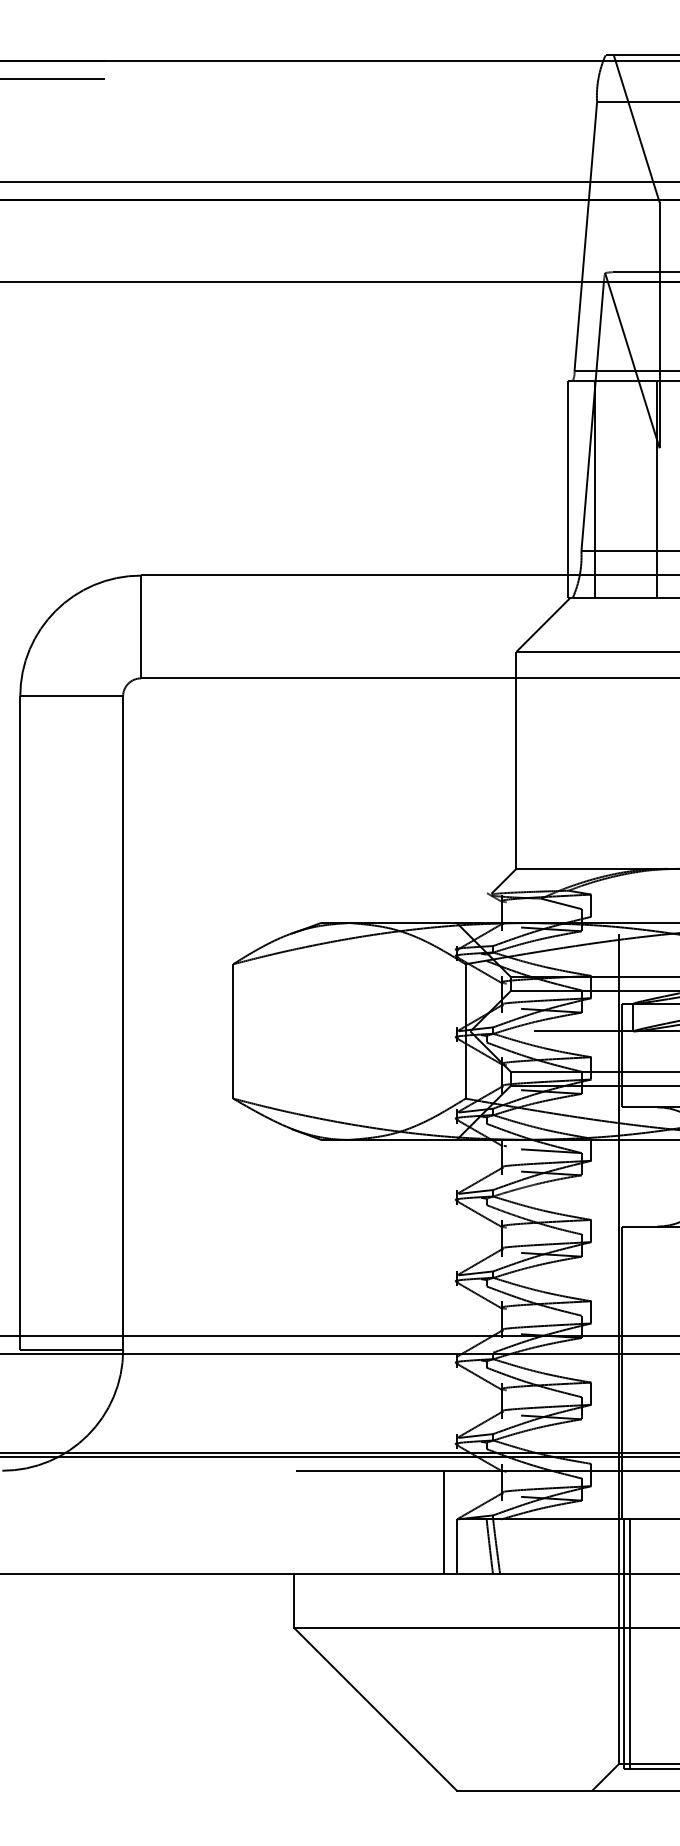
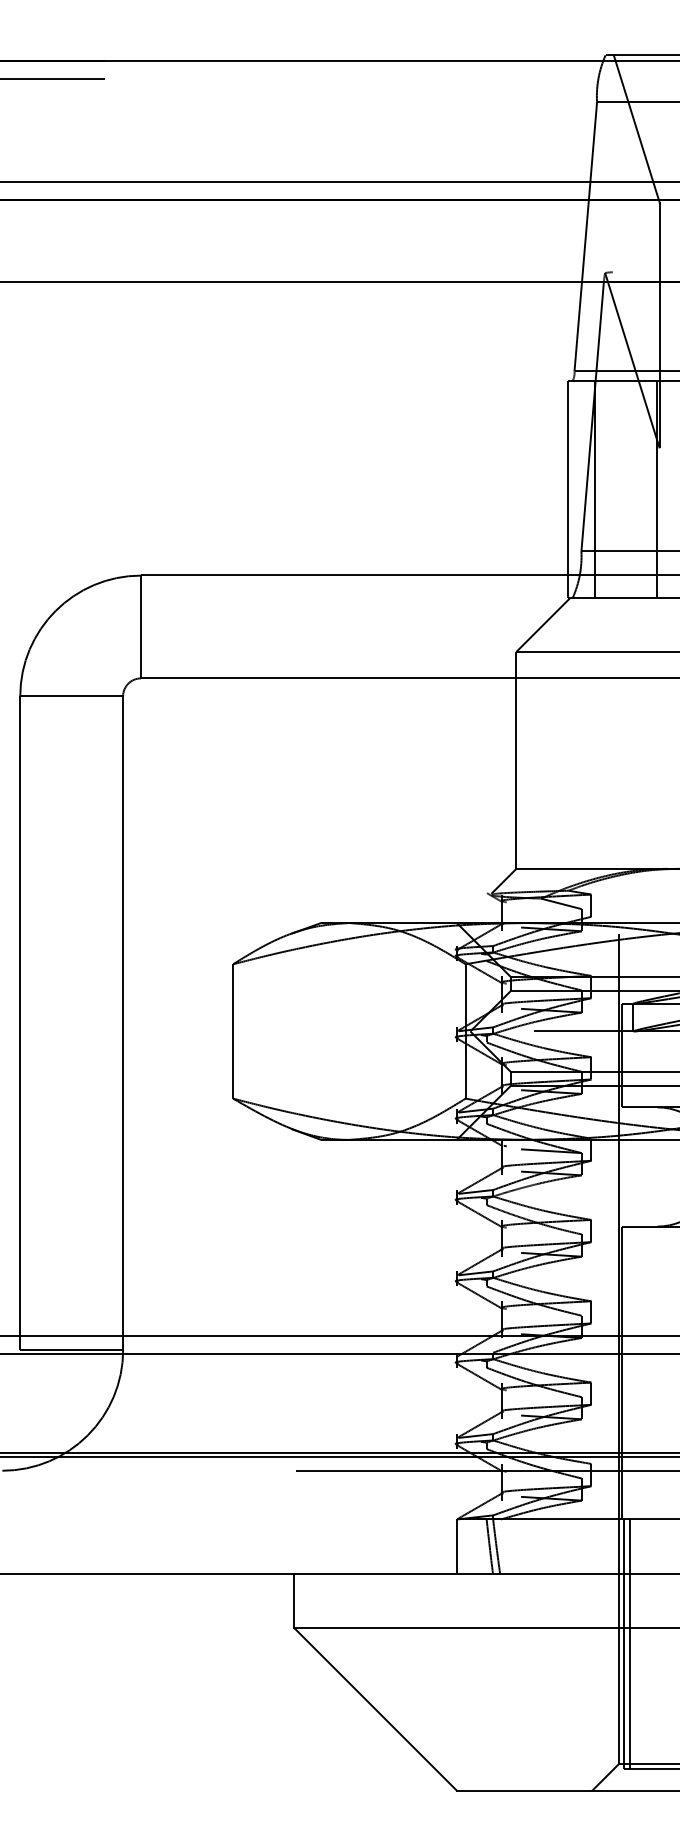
line: present -> none (644, 272)
line: present -> none (443, 1521)
